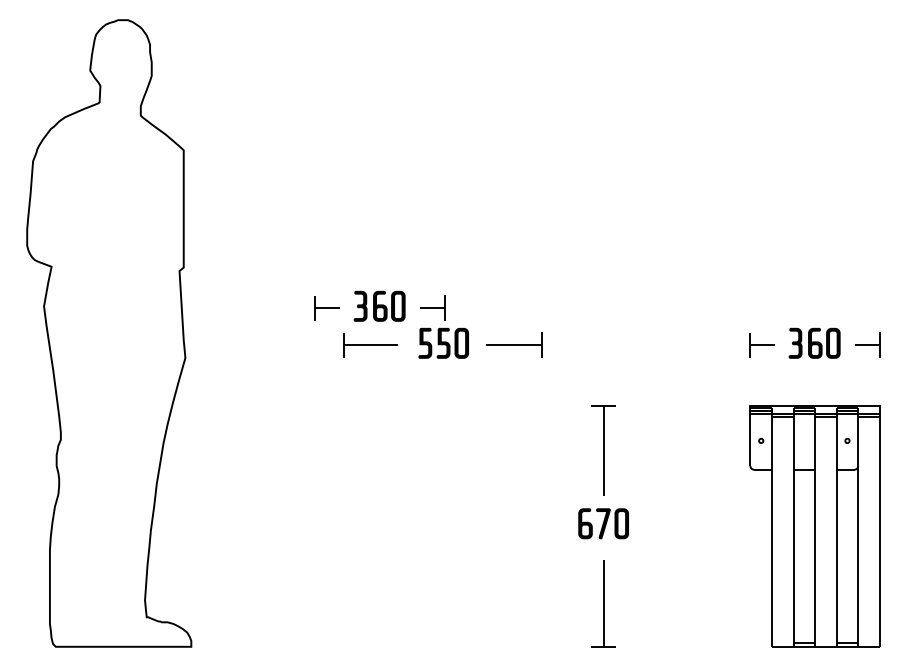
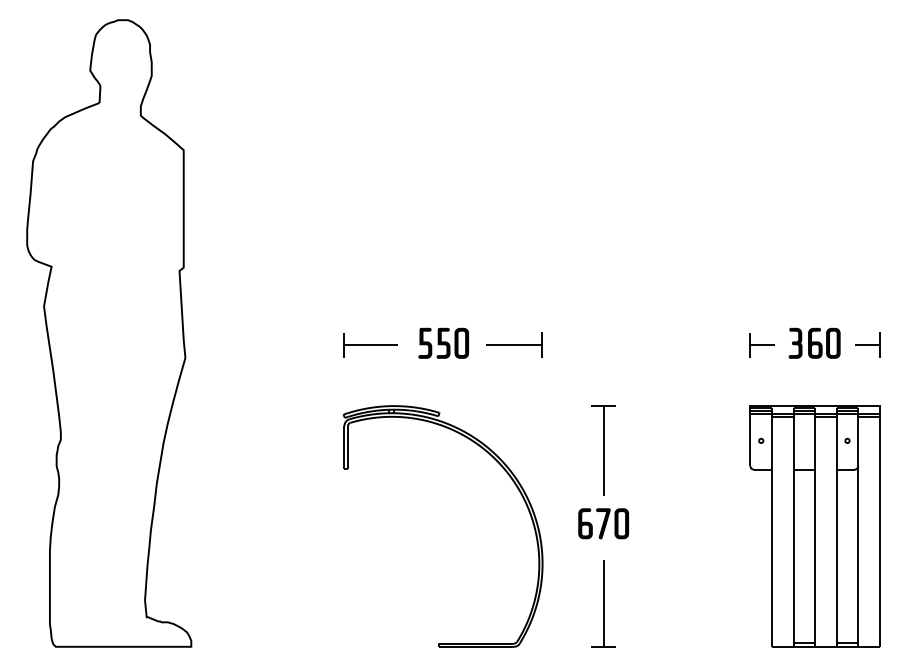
part: present -> none (379, 305)
part: none -> present (509, 477)
